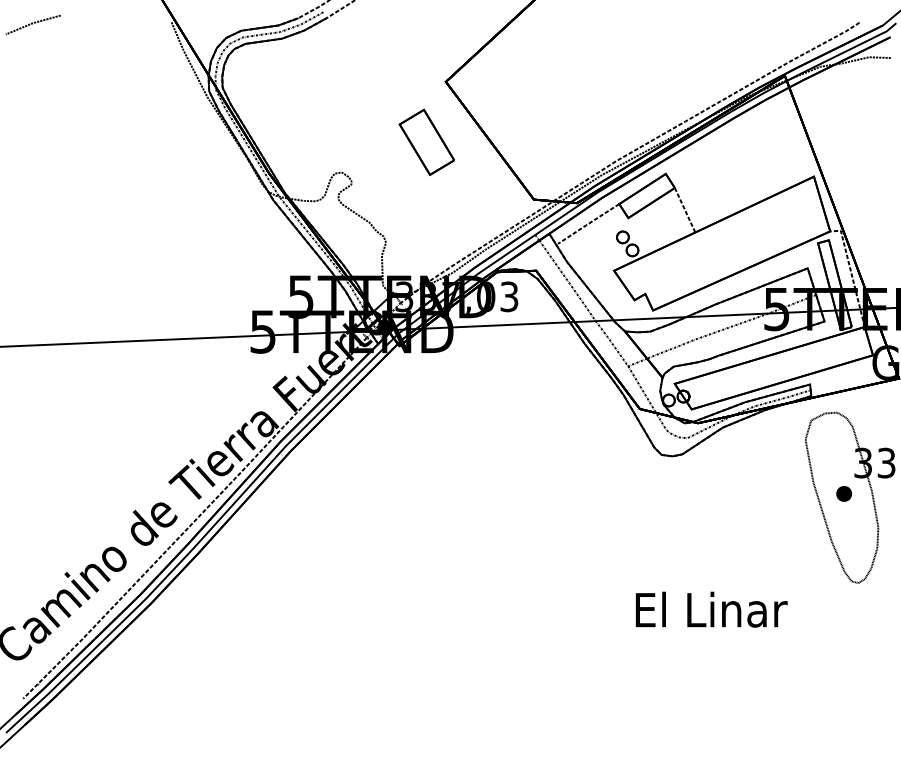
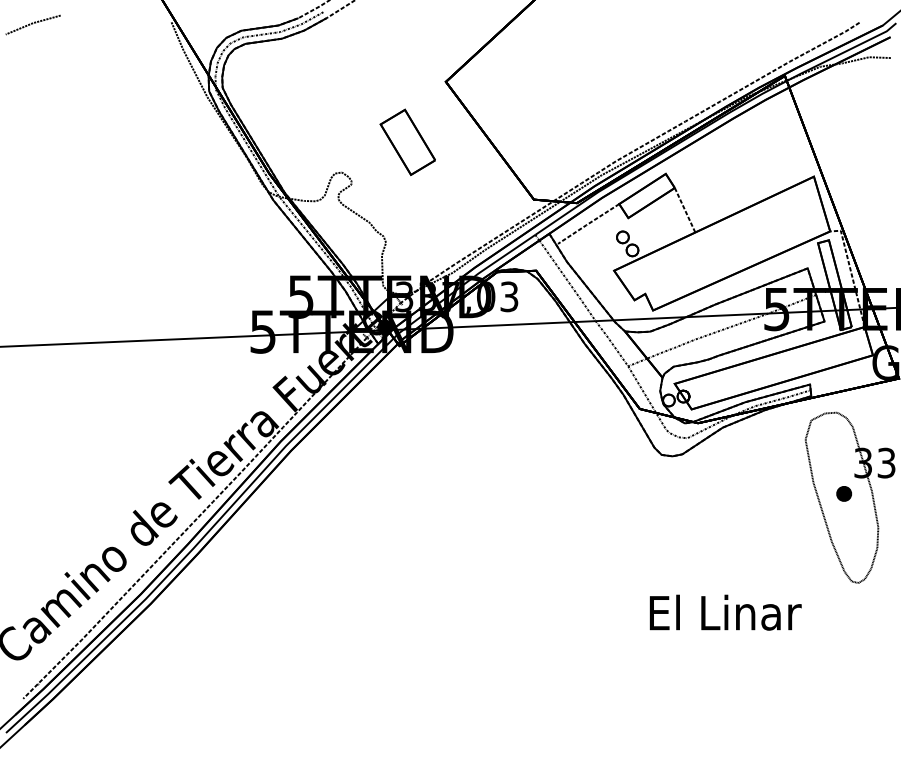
part position: (426, 141) -> (407, 141) (407, 141)
text position: (711, 609) -> (725, 612) (725, 612)
